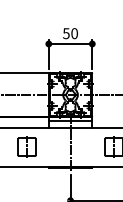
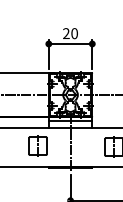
text: 50 -> 20 (66, 33)
part position: (26, 146) -> (37, 145) (37, 145)
